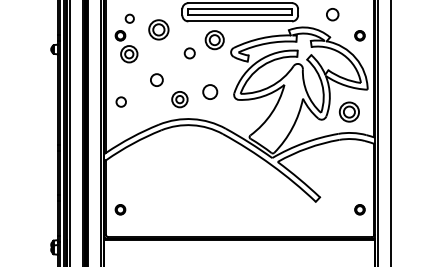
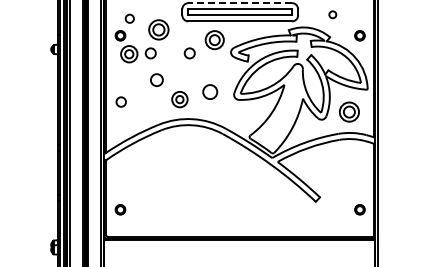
line: solid -> dashed (240, 3)
circle size: 14x14 px -> 10x10 px (332, 14)
circle: none -> present (150, 53)
line: present -> none (391, 132)
